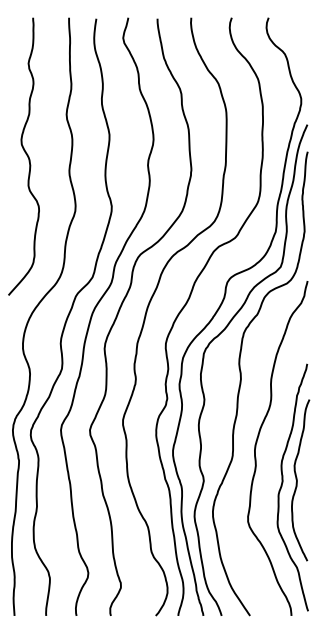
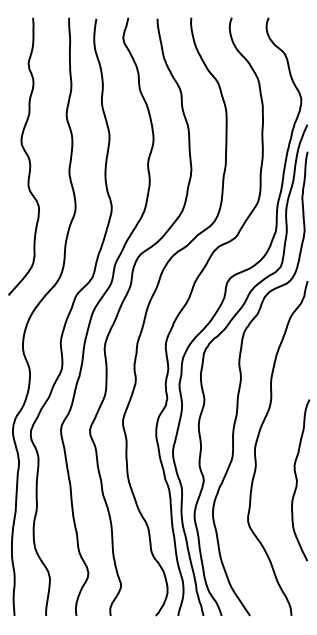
curve: present -> none (282, 486)
